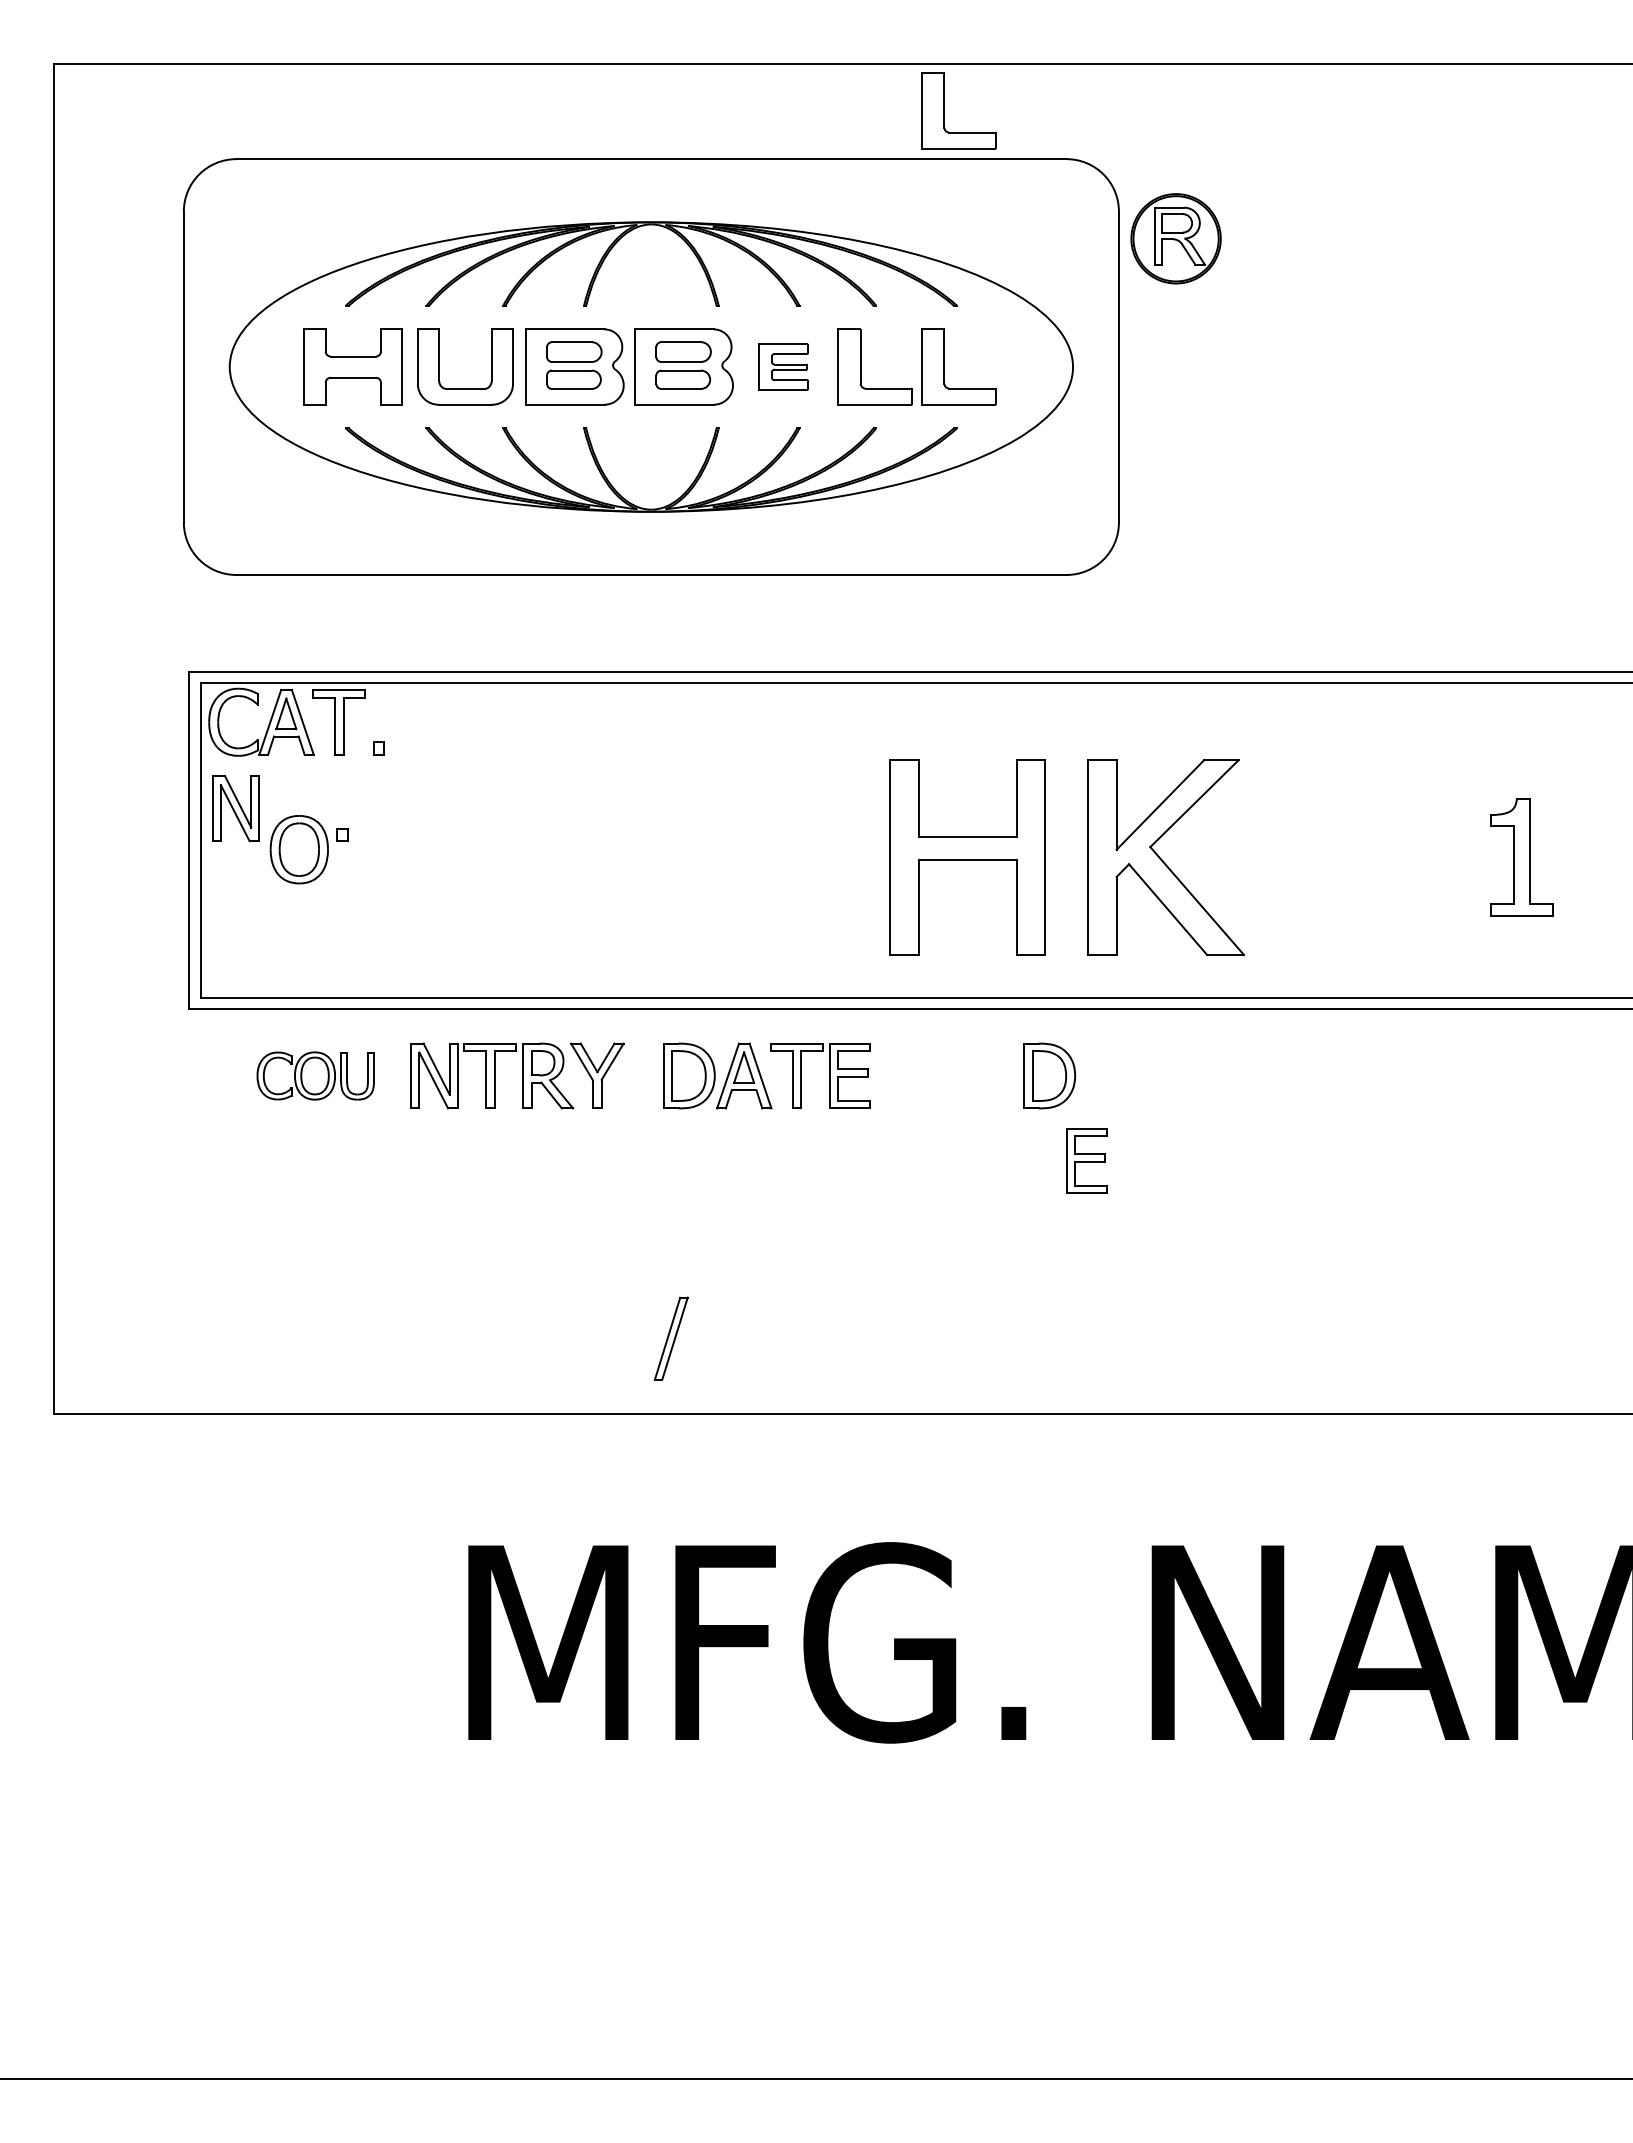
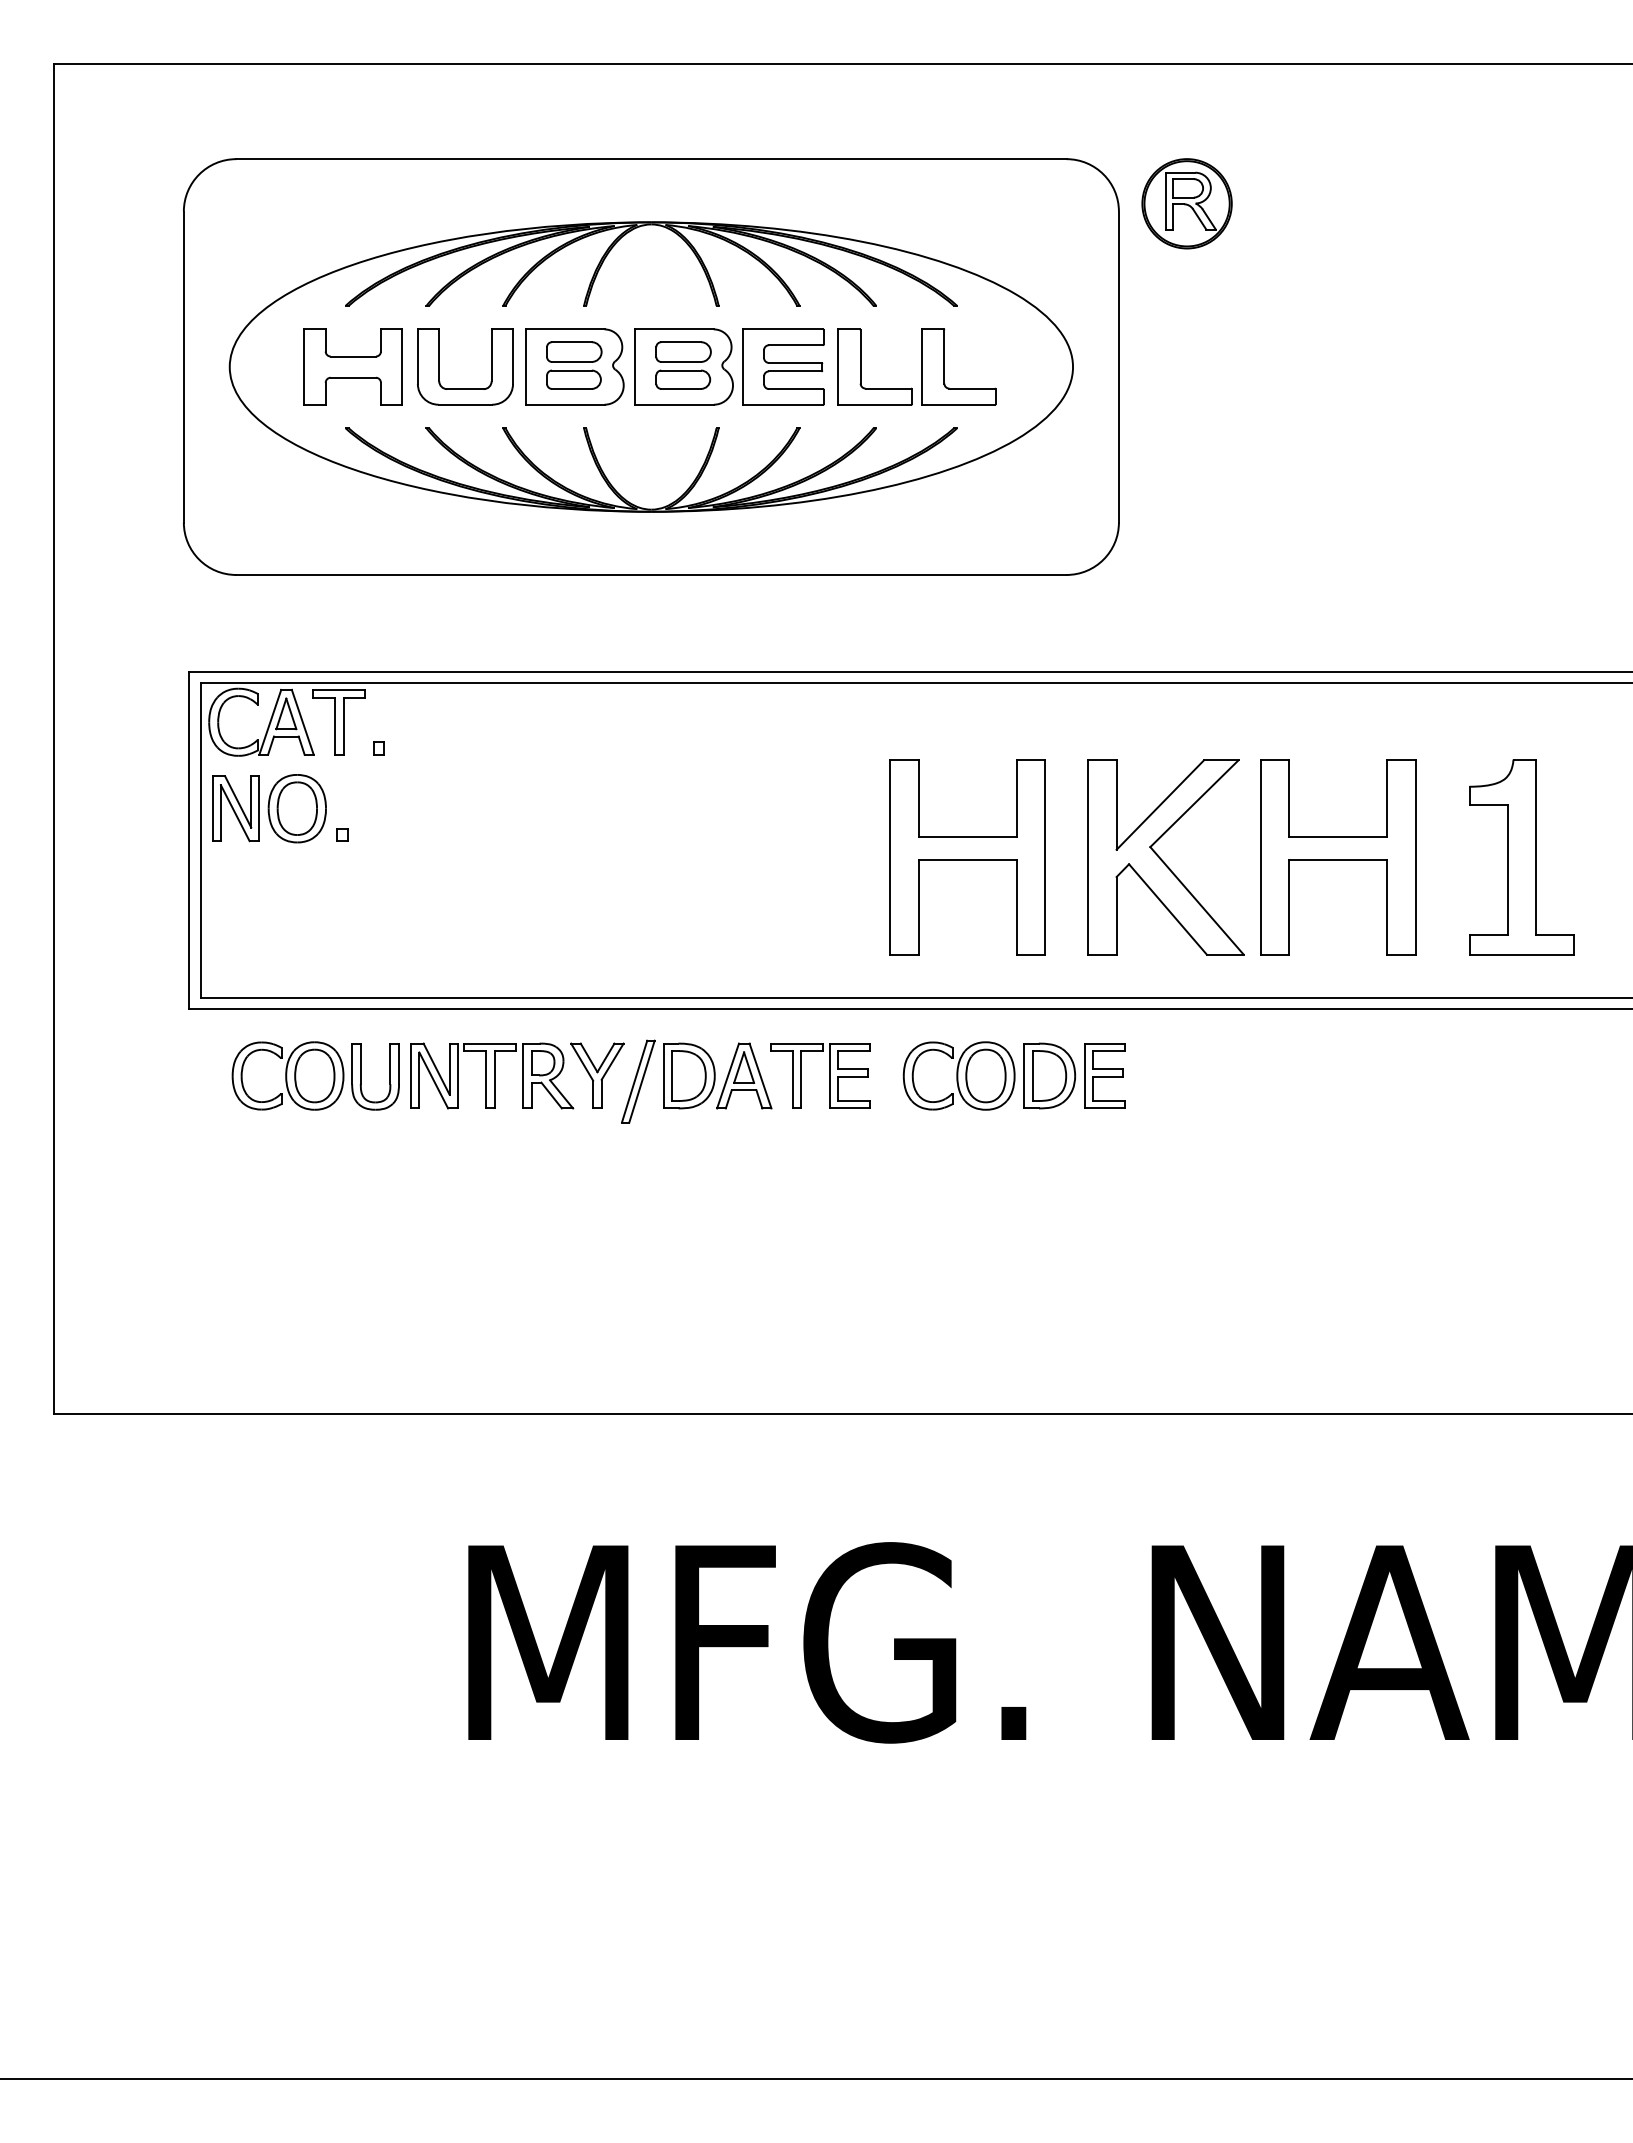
part: present -> none (944, 110)
part position: (1175, 238) -> (1186, 203) (1186, 203)
part size: 51x48 px -> 83x78 px (783, 366)
part position: (298, 849) -> (296, 808) (296, 808)
part: none -> present (1338, 857)
part size: 64x119 px -> 106x197 px (1521, 857)
part size: 119x50 px -> 169x70 px (315, 1075)
part: none -> present (958, 1075)
part position: (1086, 1160) -> (1104, 1075) (1104, 1075)
part position: (671, 1338) -> (638, 1081) (638, 1081)
